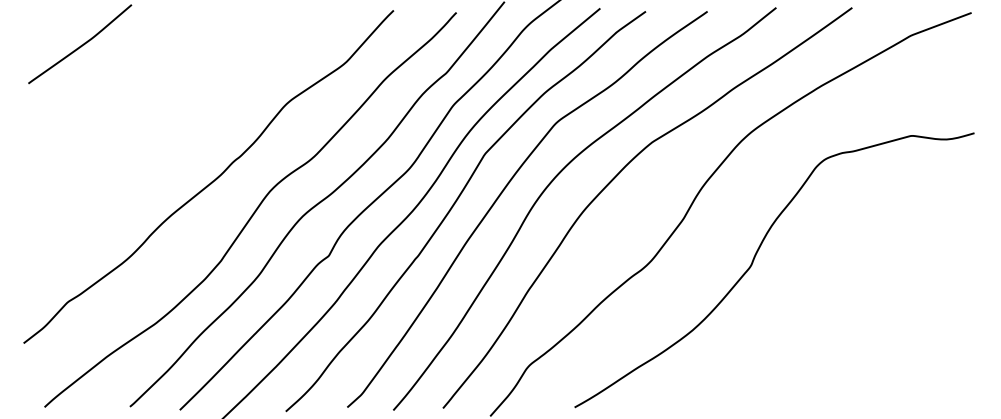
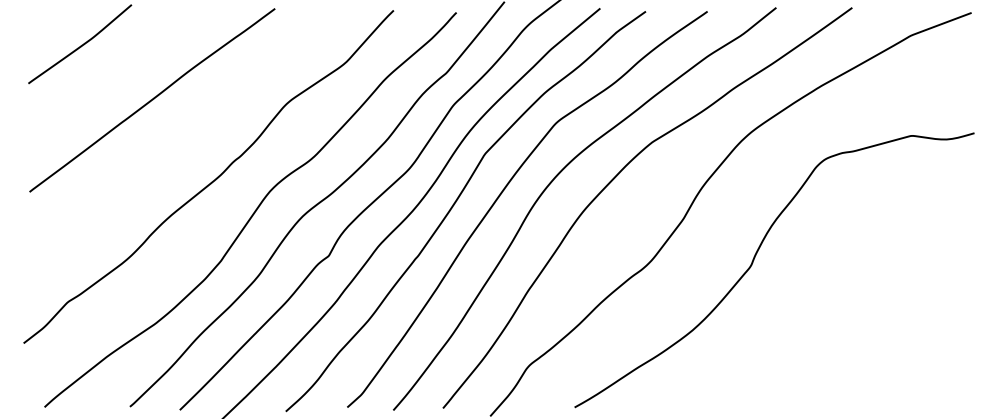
curve: none -> present (152, 100)
